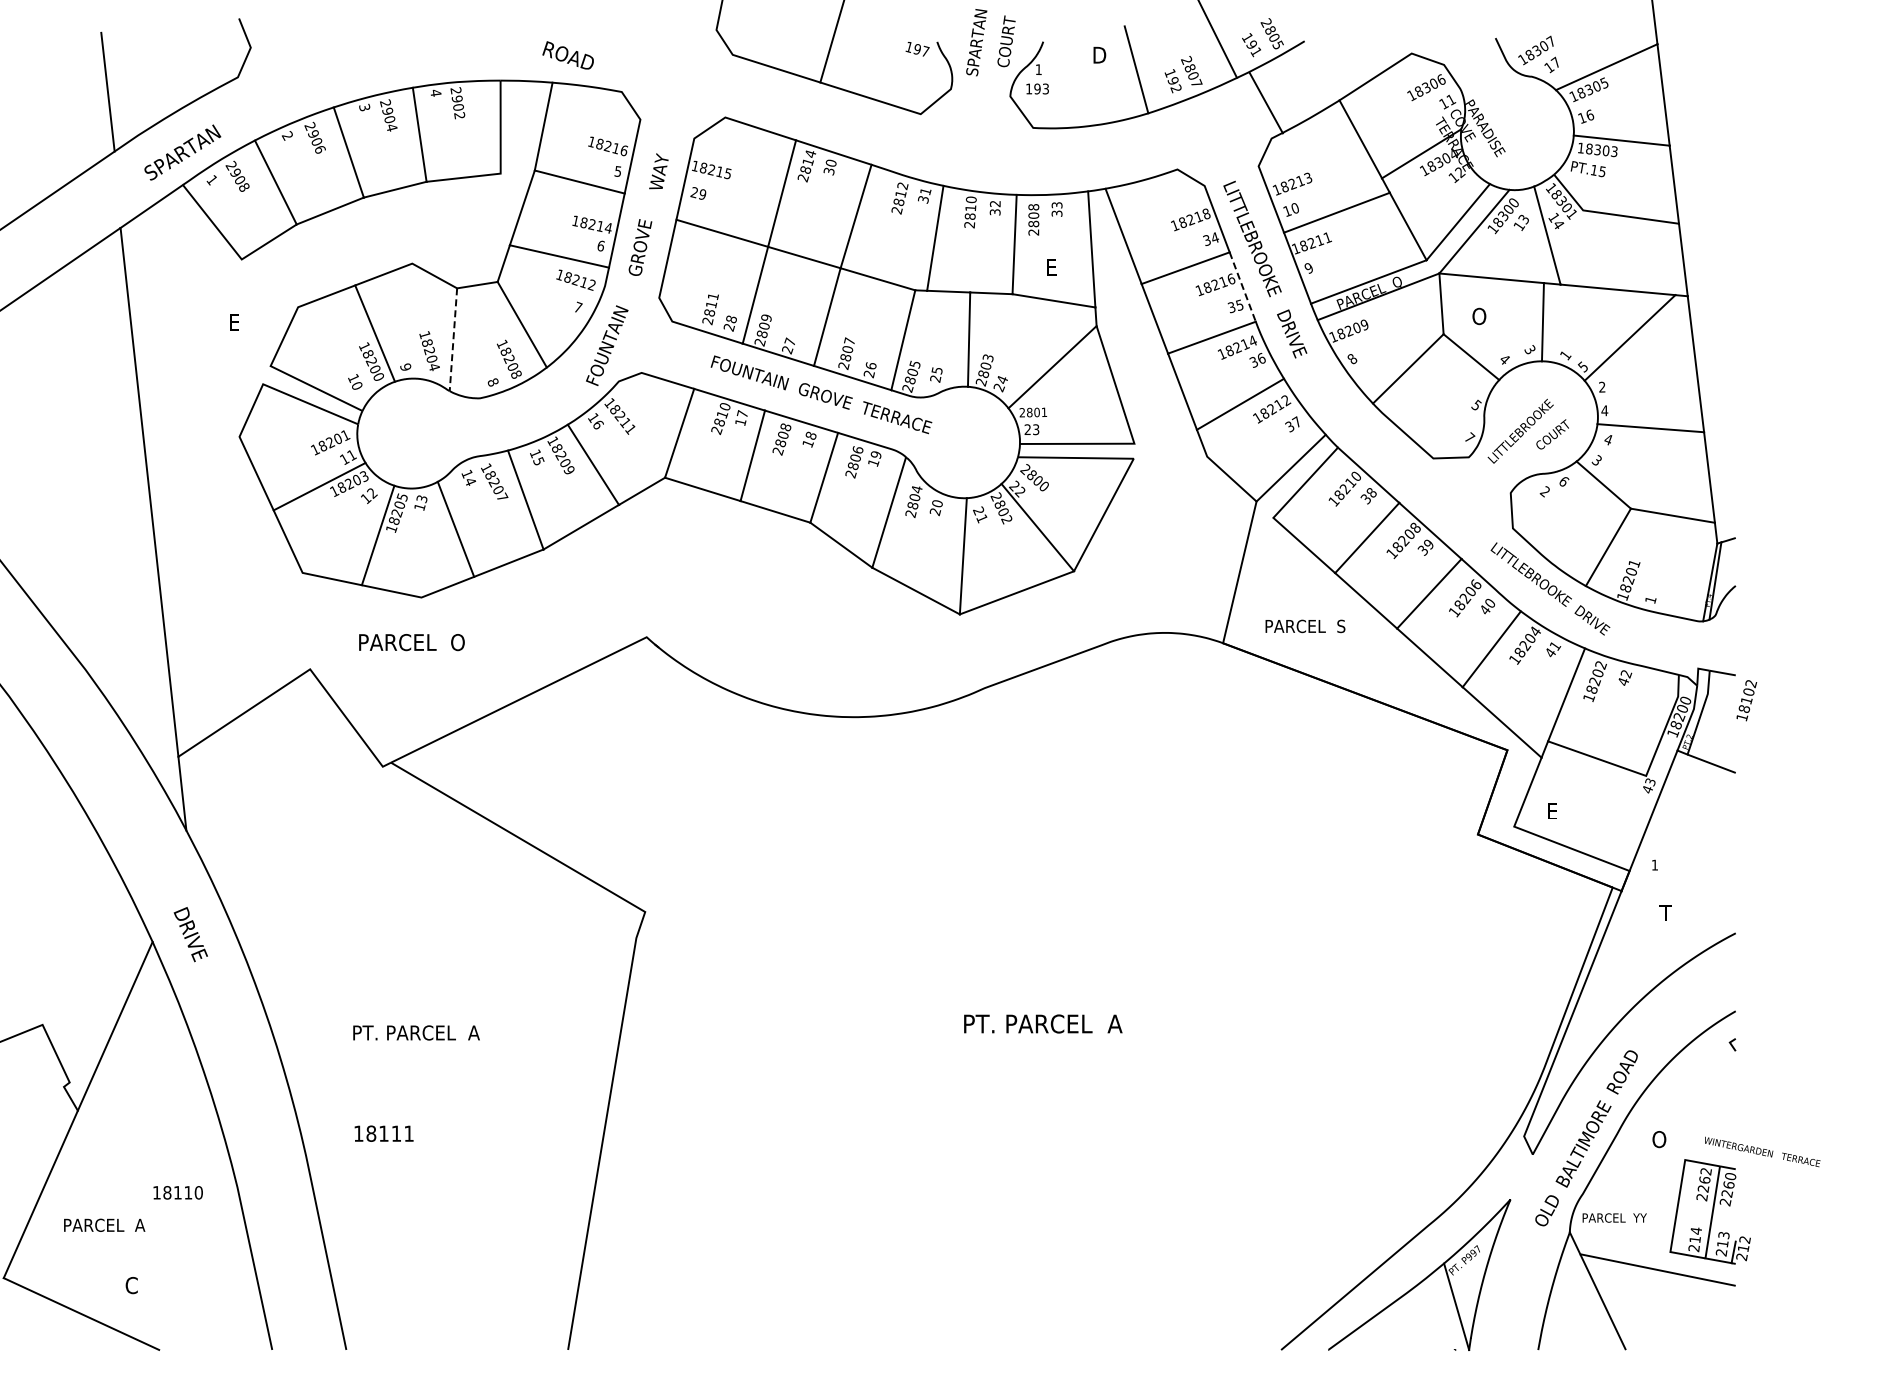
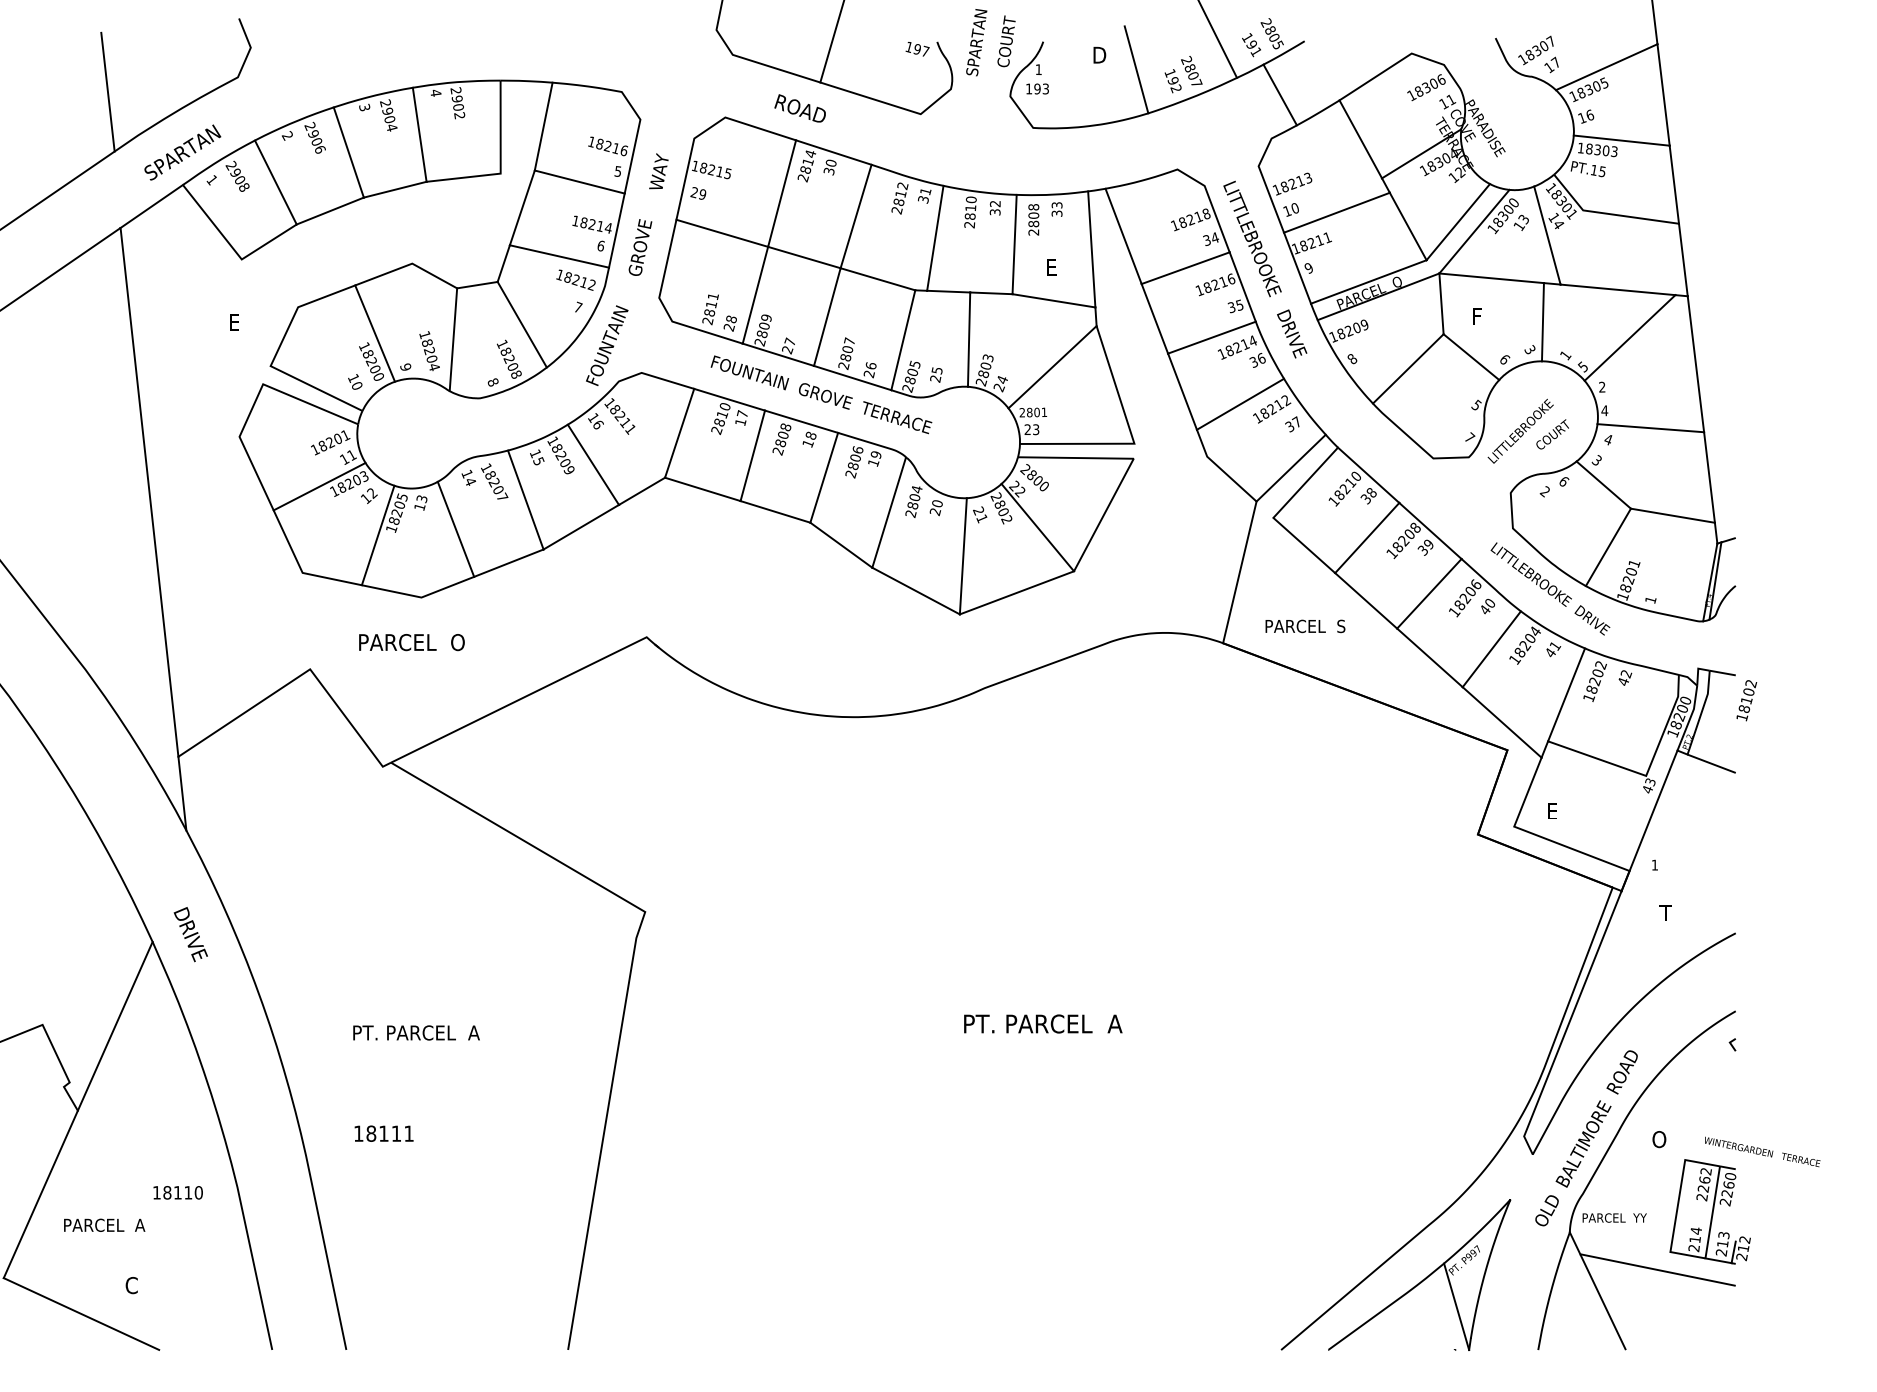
text position: (567, 55) -> (799, 108) (799, 108)
line position: (1265, 102) -> (1279, 94) (1279, 94)
line: dashed -> solid (1242, 287)
text: O -> F (1479, 316)
line: dashed -> solid (453, 339)
text: 4 -> 6 (1505, 359)
